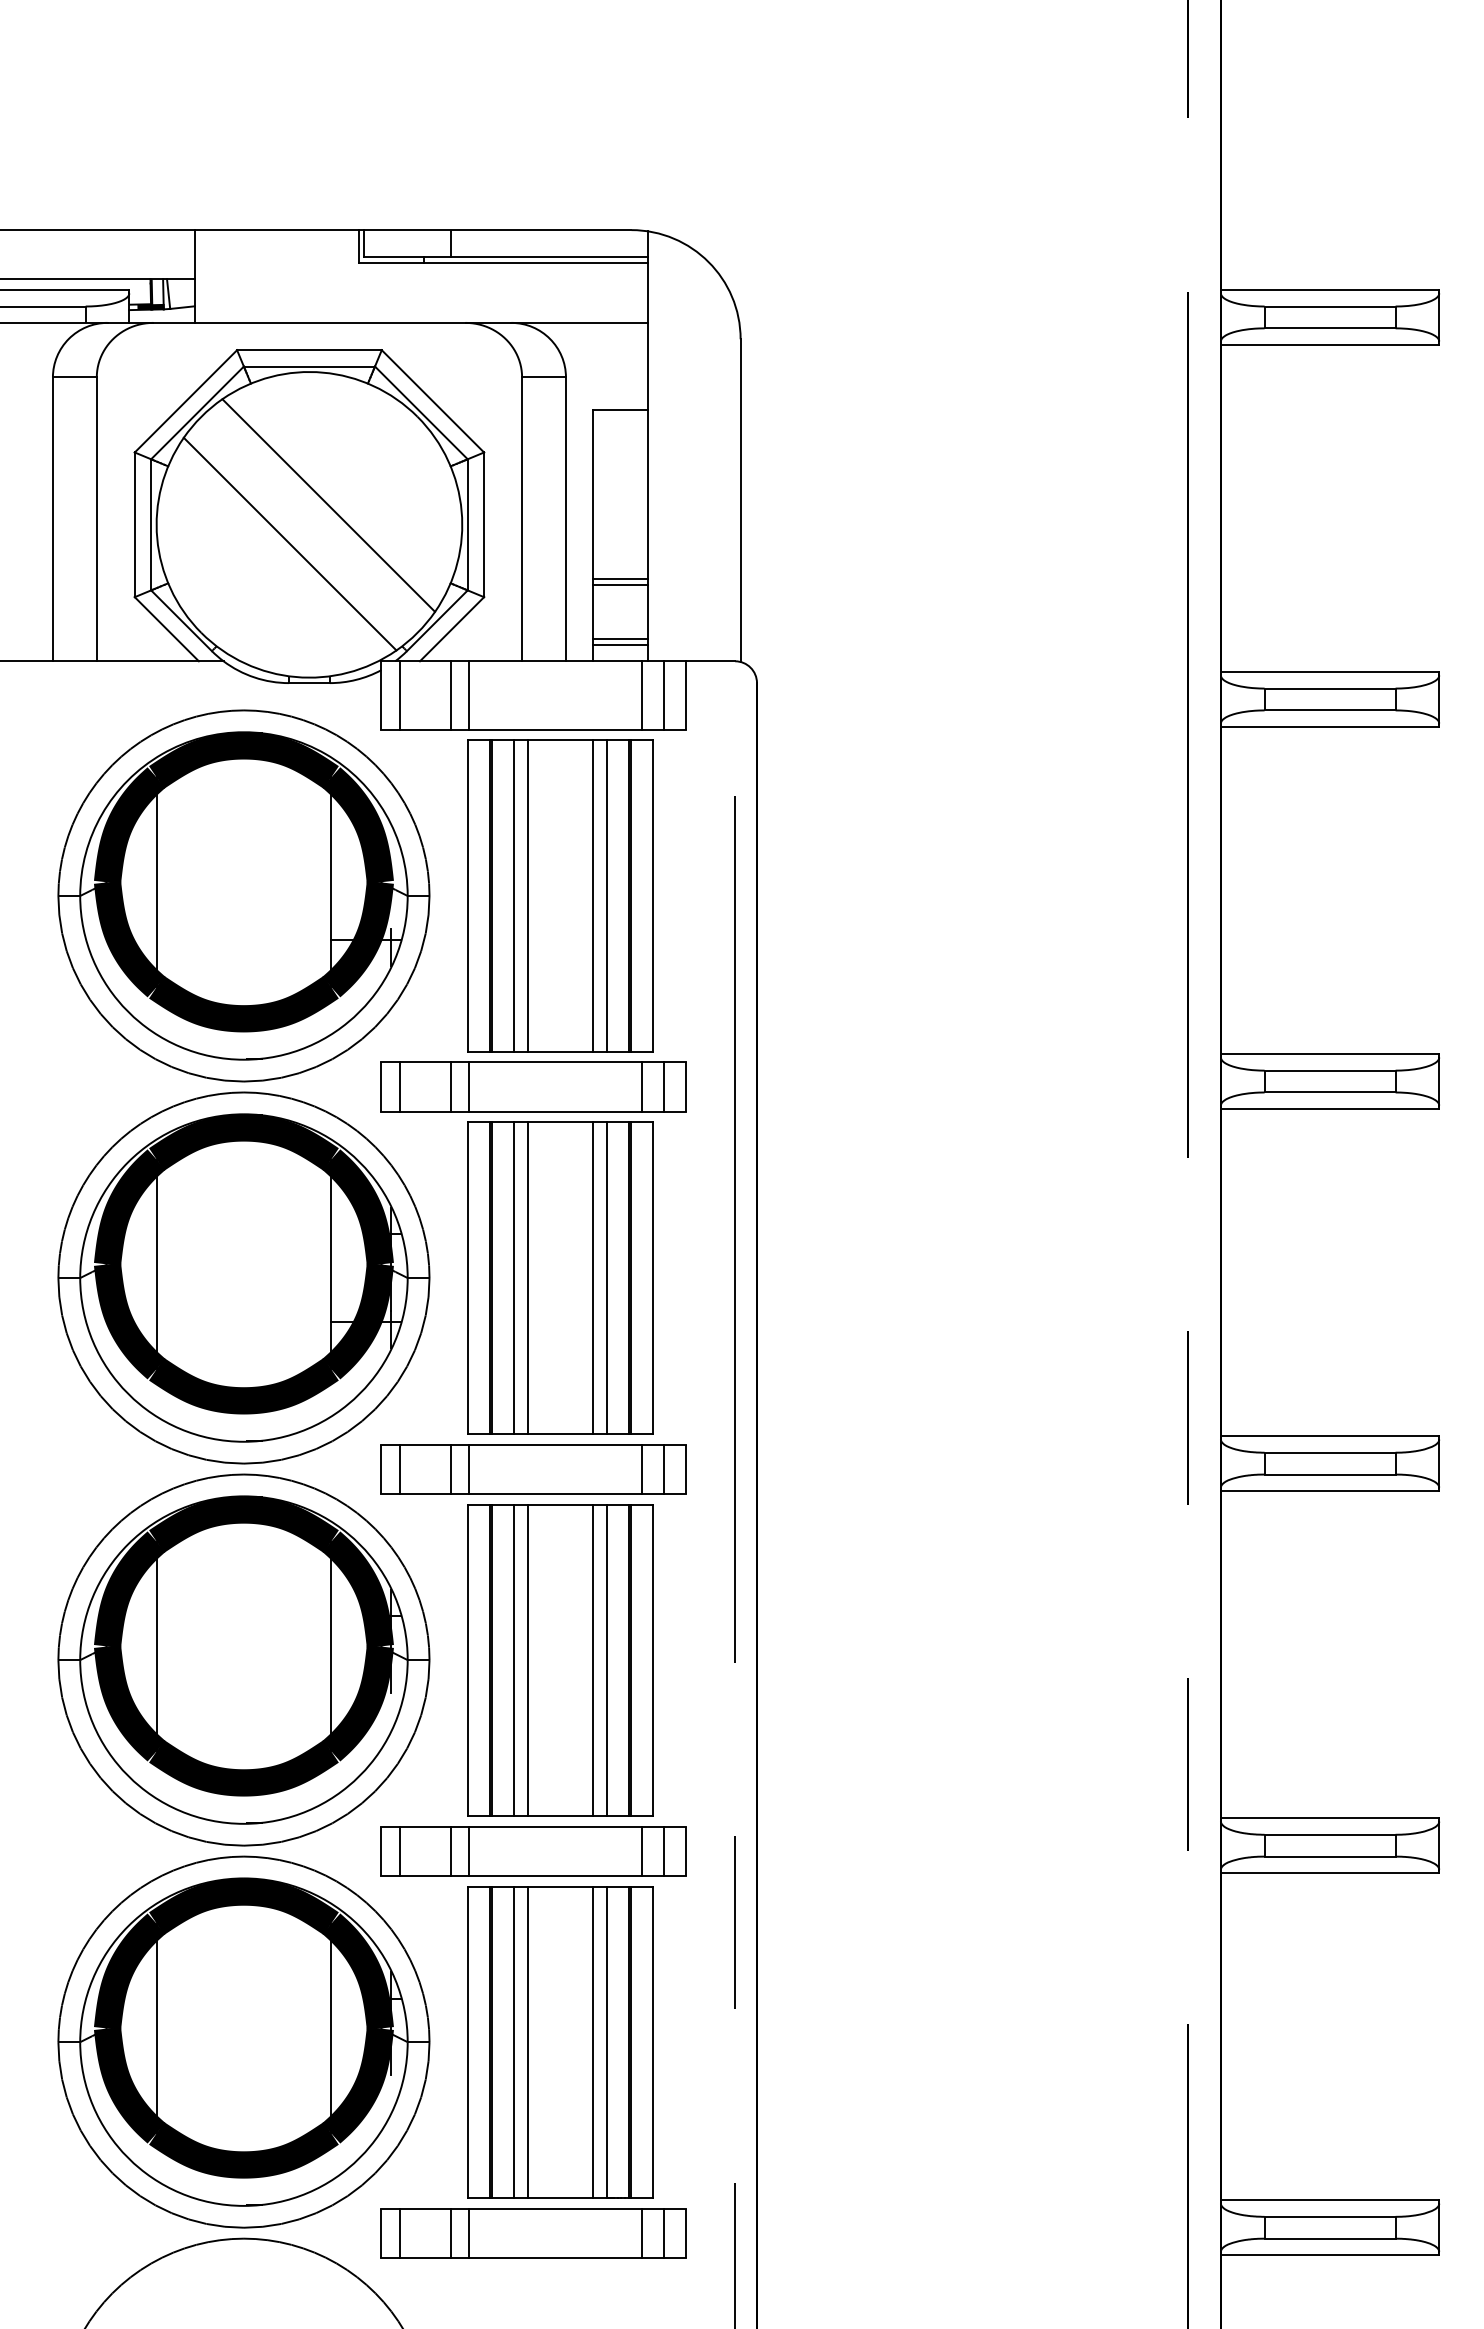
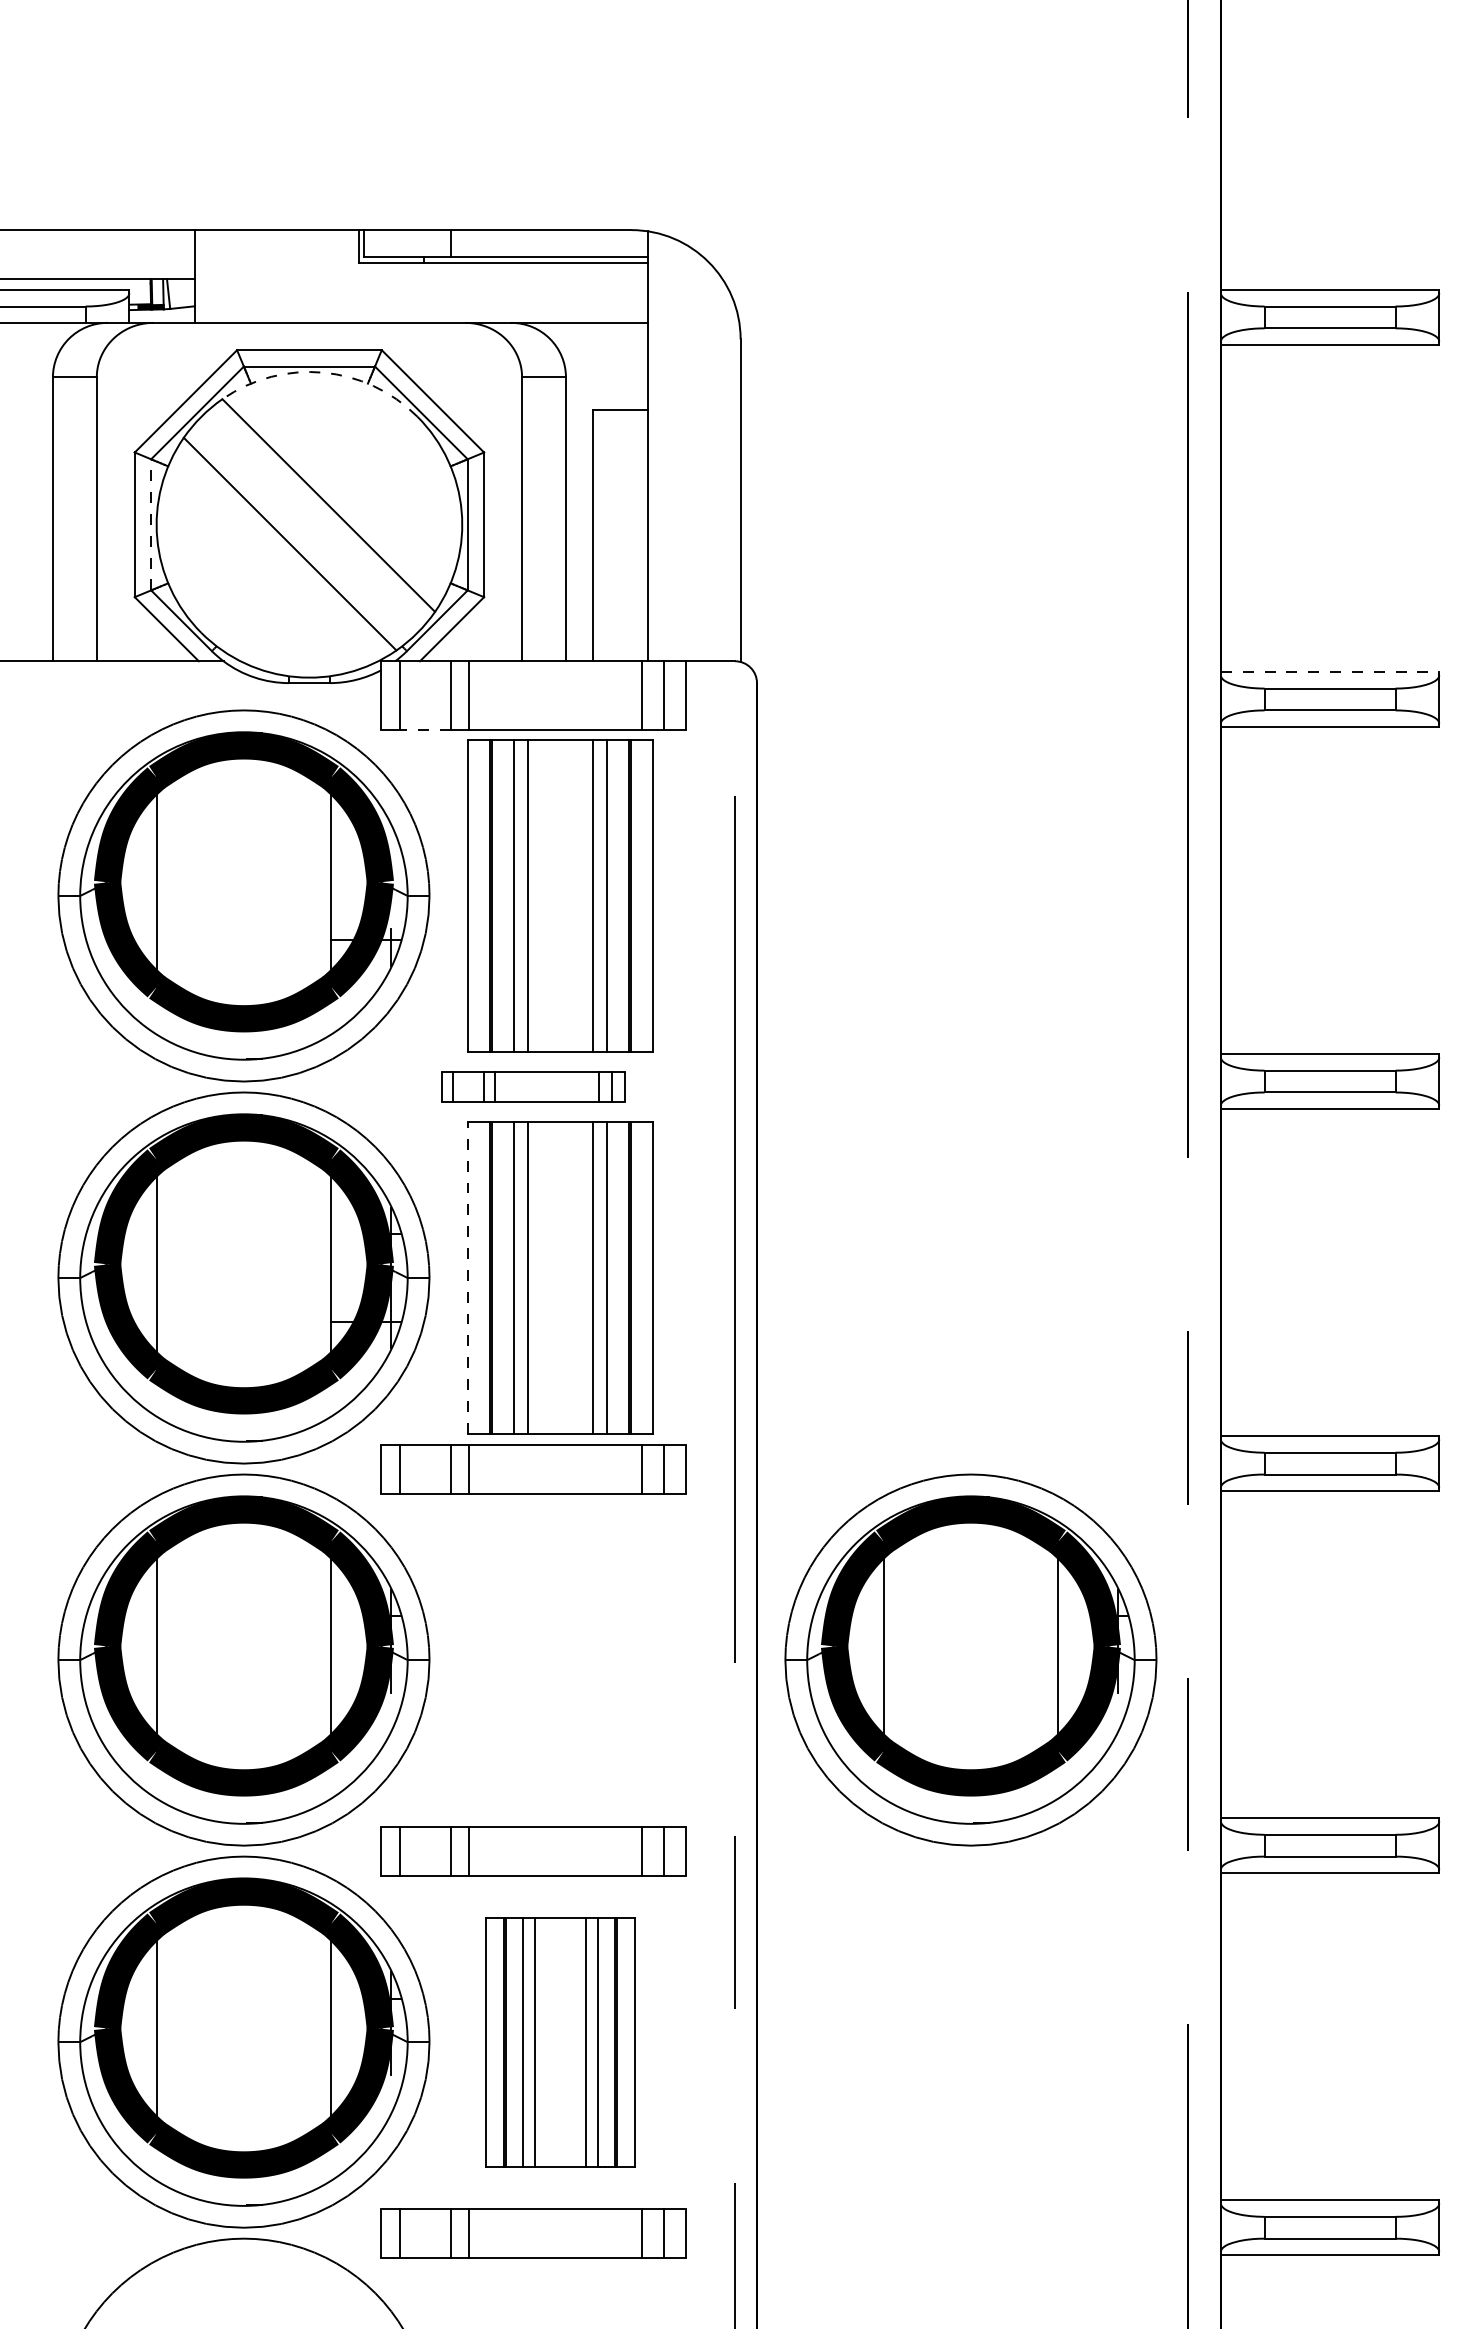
arc: solid -> dashed (323, 372)
line: solid -> dashed (151, 524)
line: present -> none (620, 579)
line: present -> none (620, 584)
line: present -> none (620, 639)
line: present -> none (620, 644)
line: solid -> dashed (1330, 672)
line: solid -> dashed (424, 729)
part size: 307x52 px -> 185x32 px (533, 1086)
line: solid -> dashed (467, 1278)
part: none -> present (970, 1659)
part: present -> none (560, 1660)
part size: 187x313 px -> 151x251 px (560, 2042)
